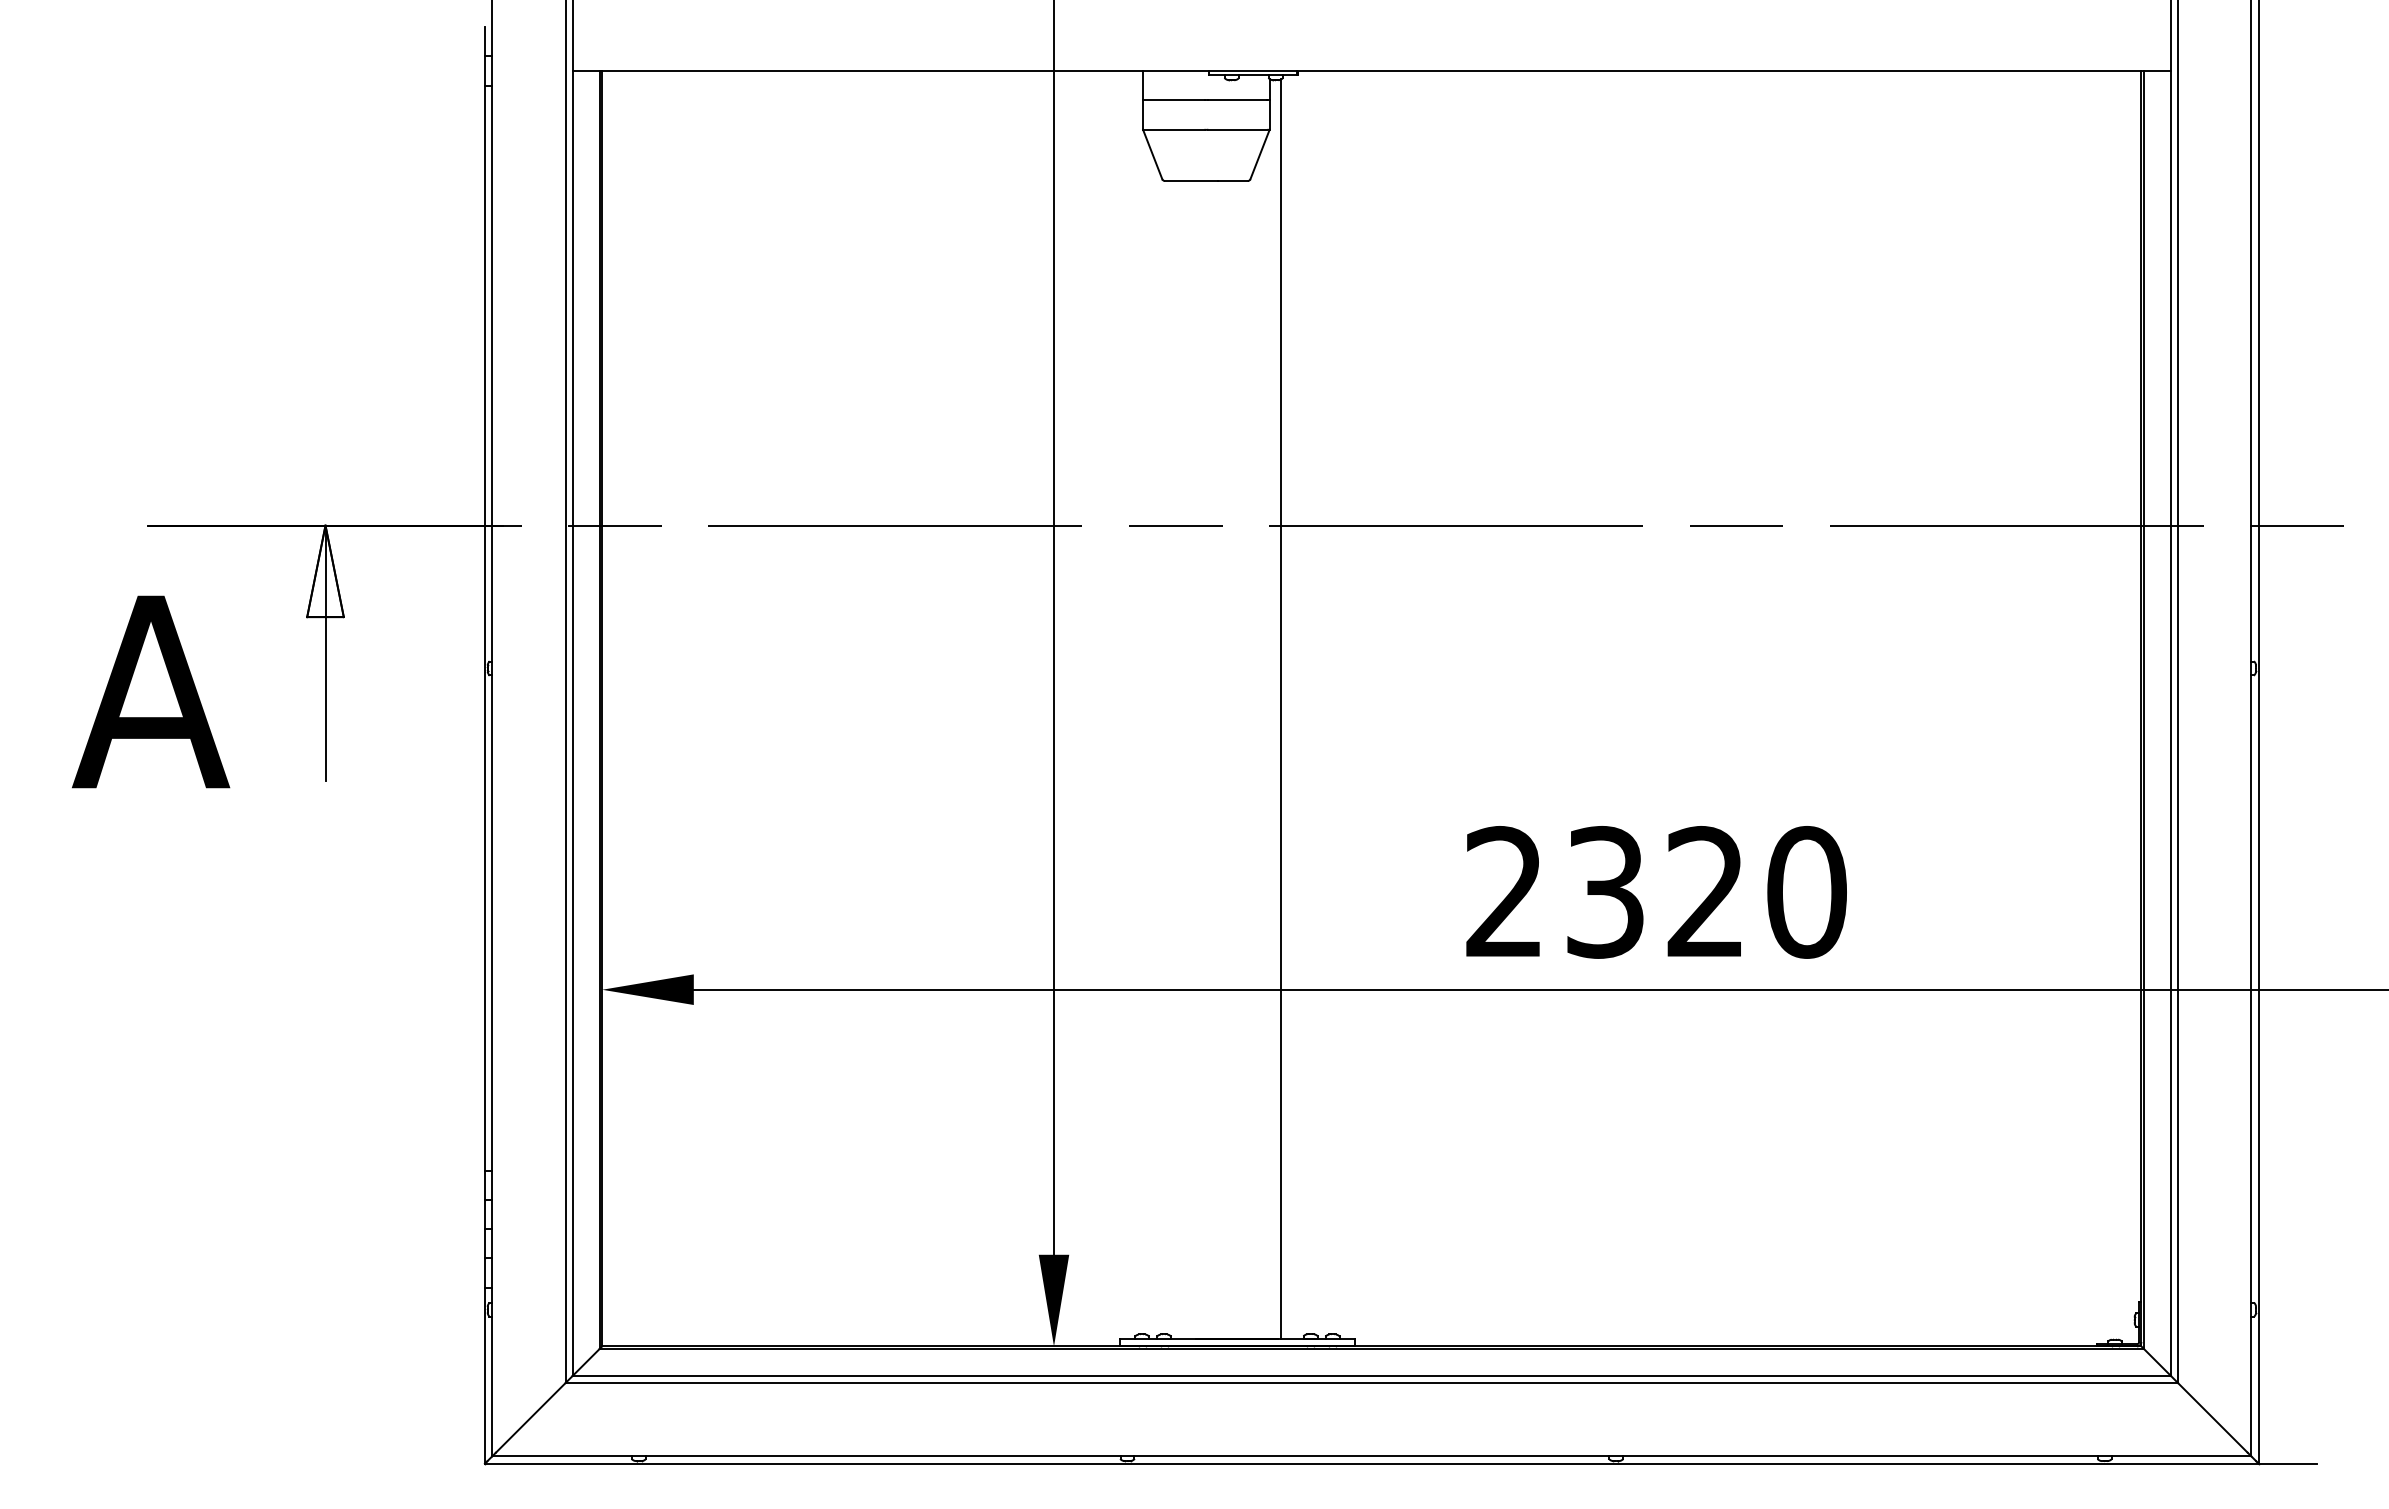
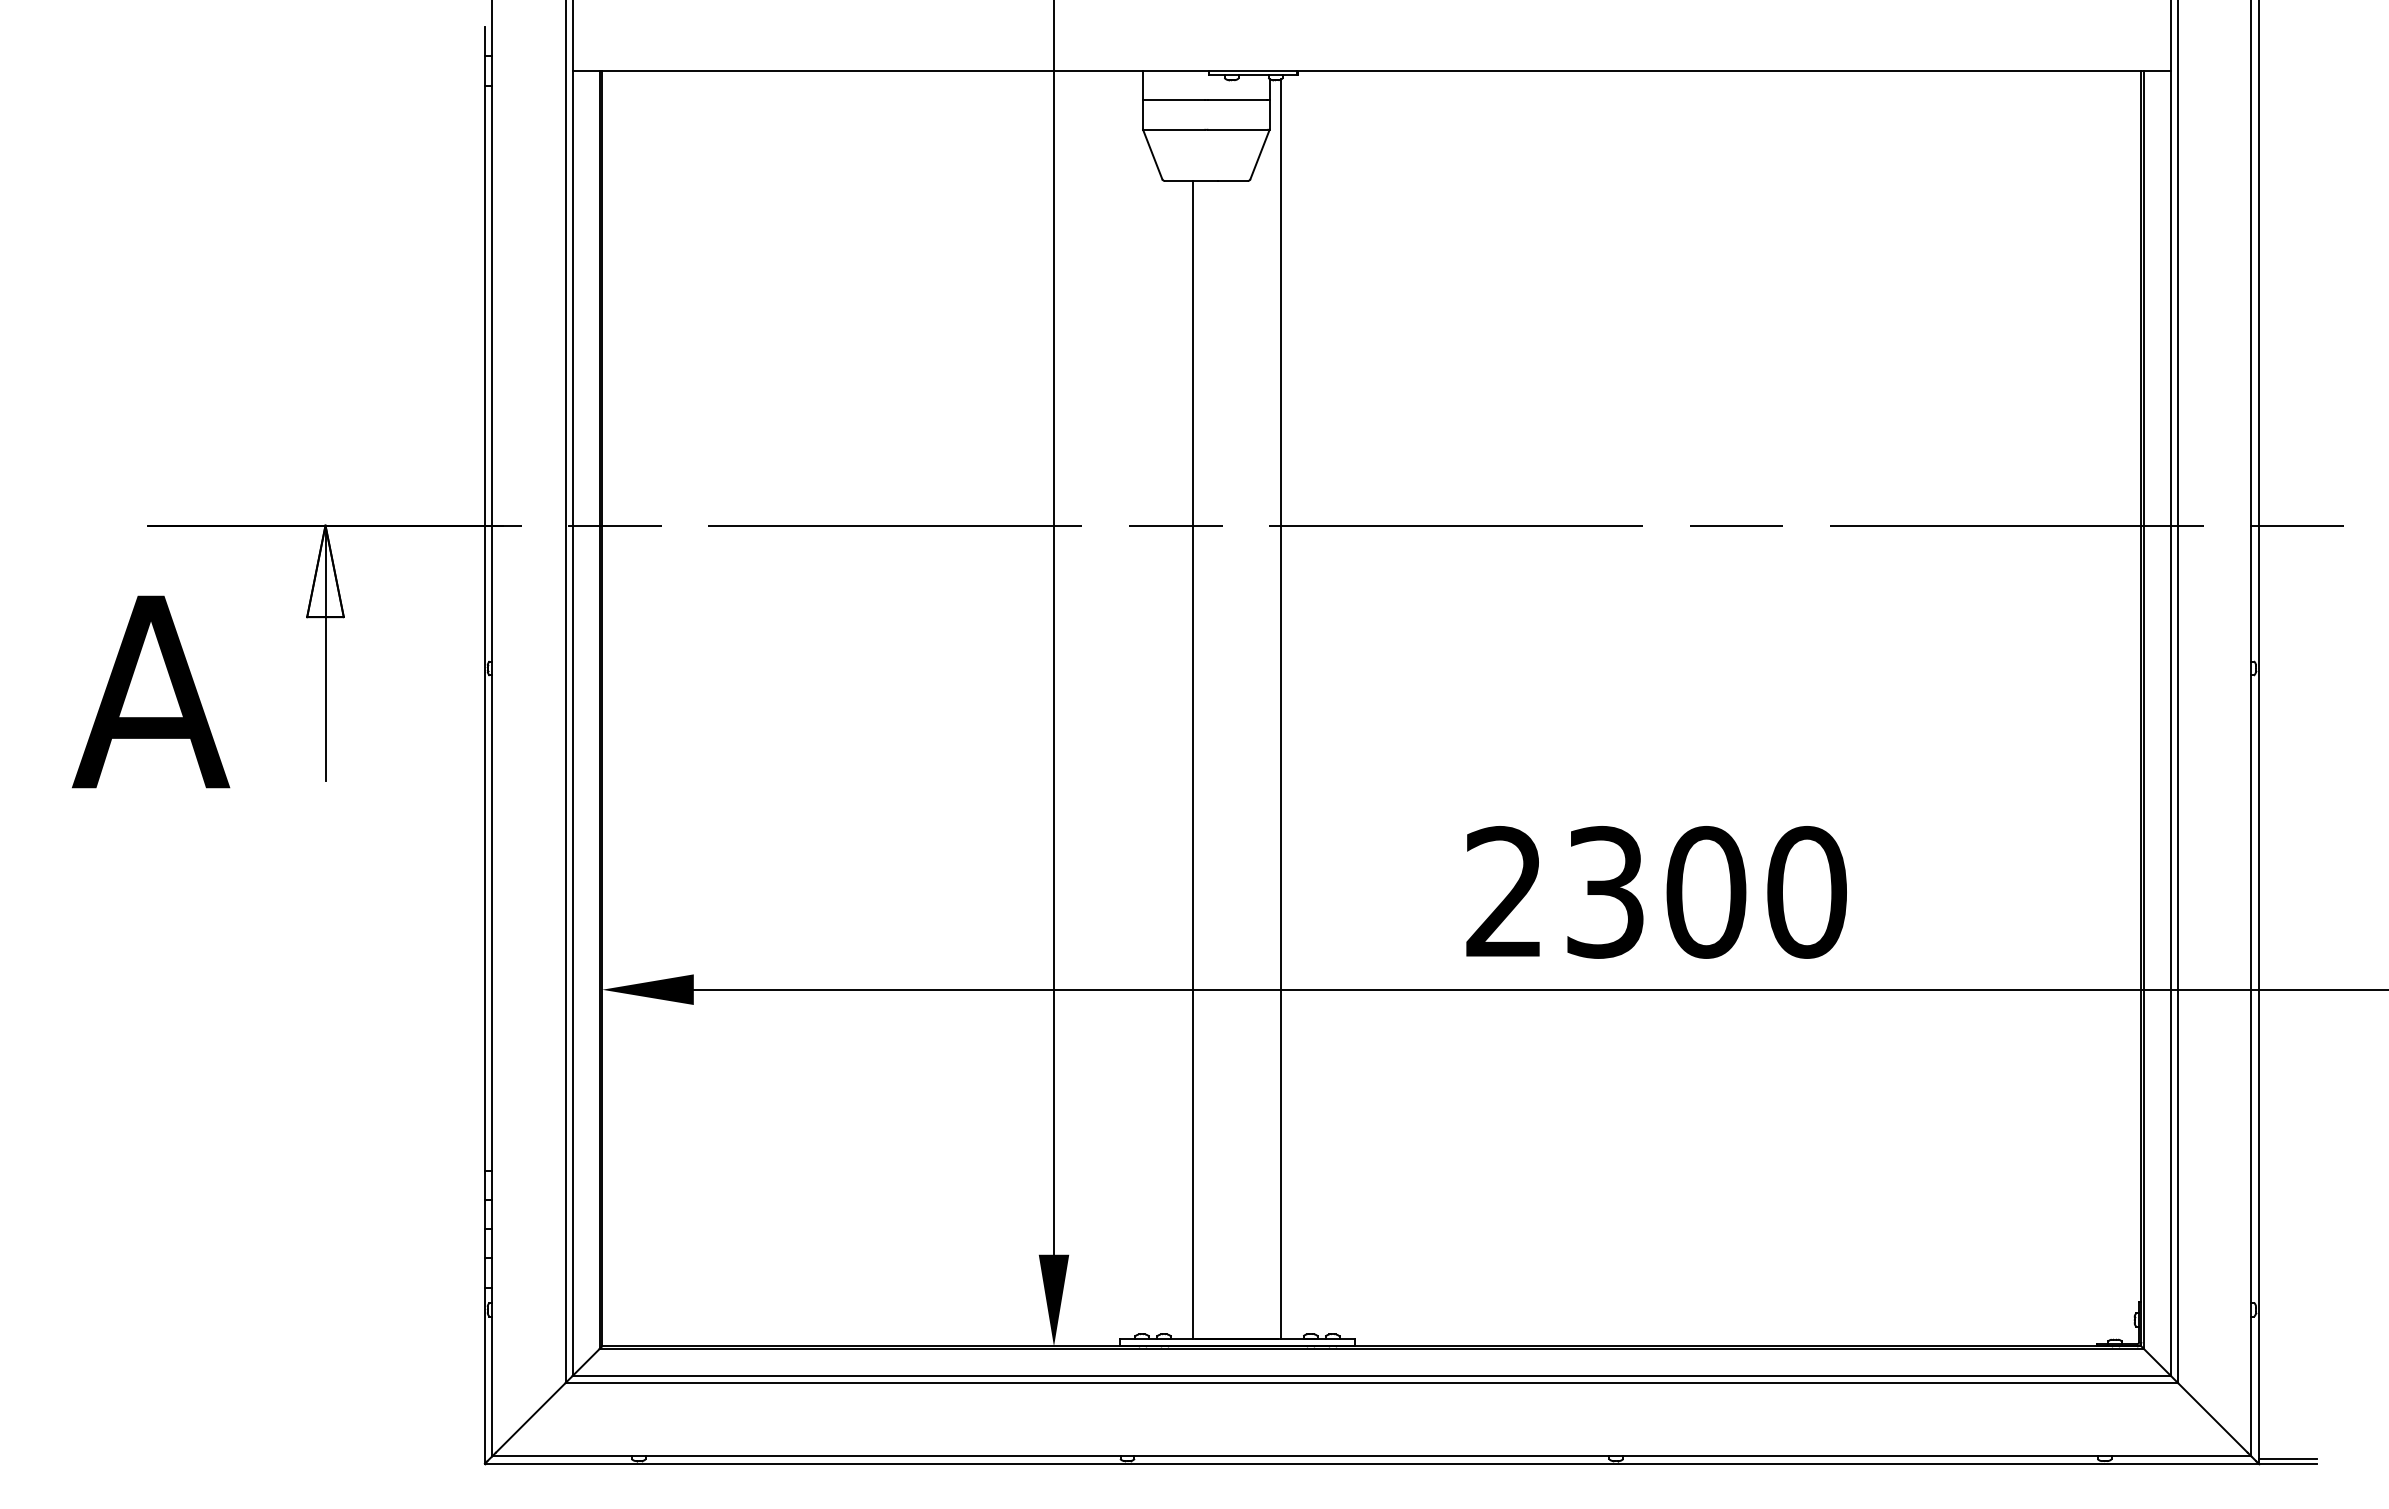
line: none -> present (1193, 760)
text: 2320 -> 2300 (1706, 892)
line: none -> present (2287, 1459)
